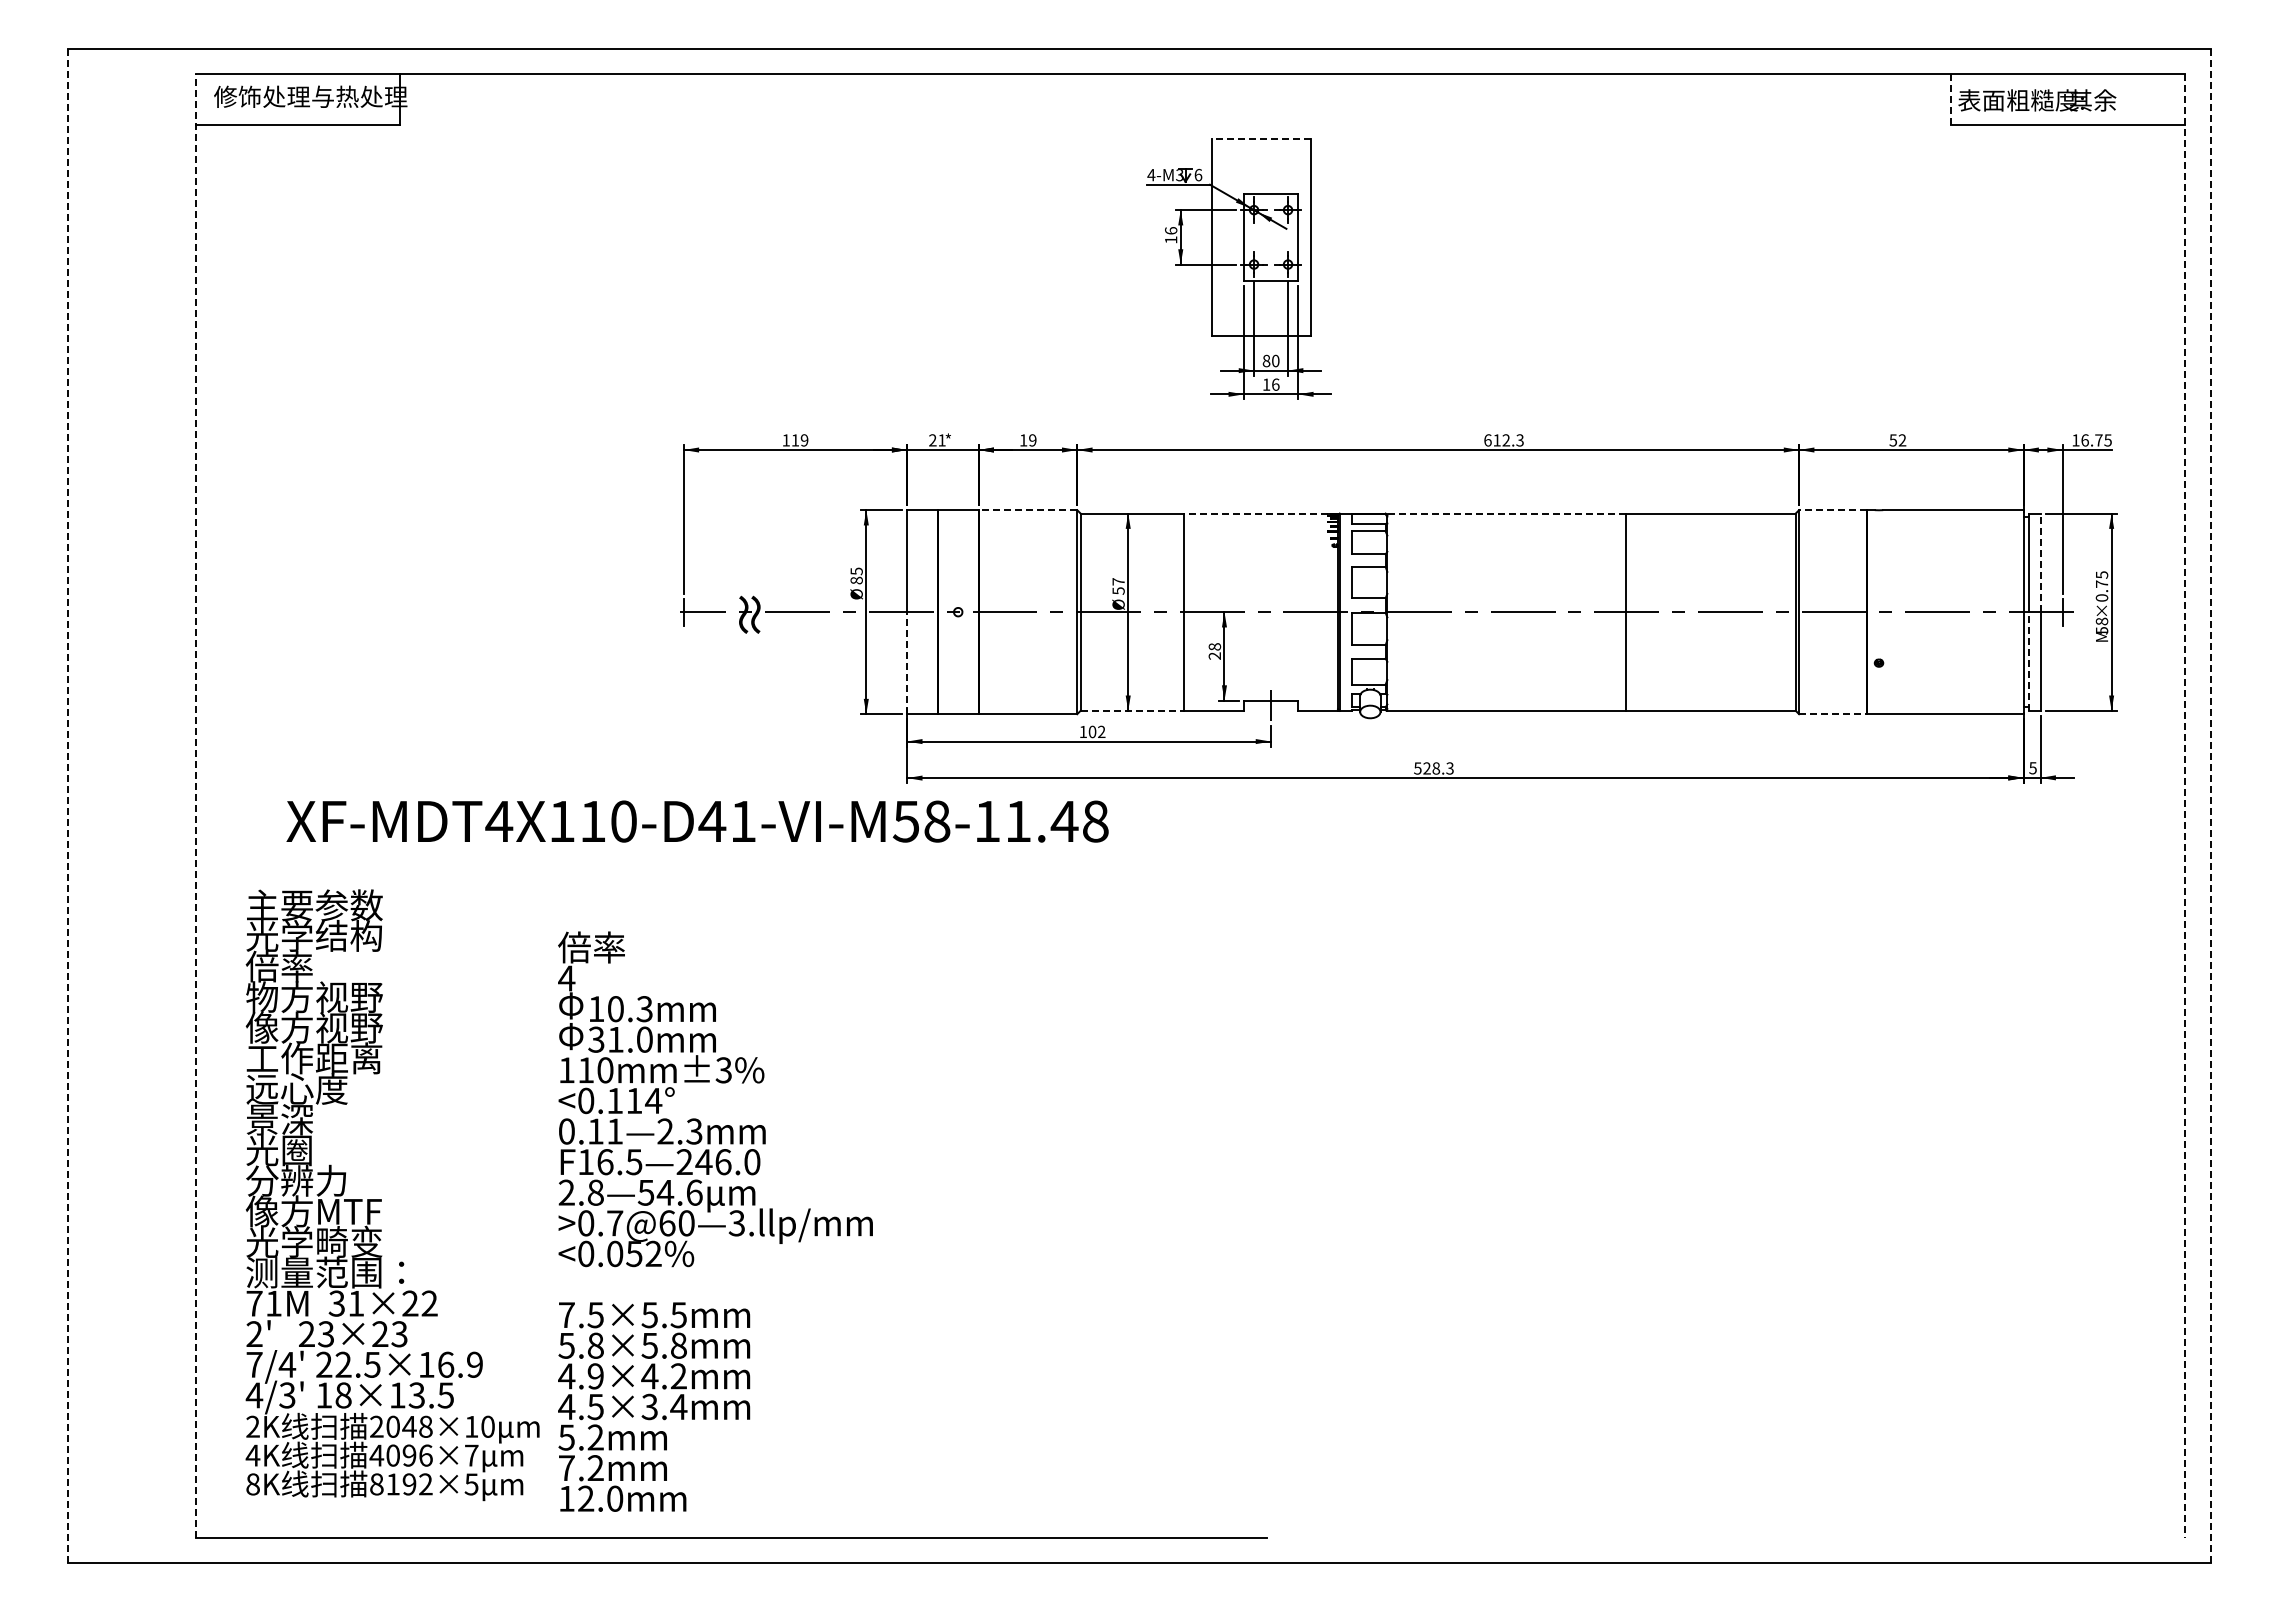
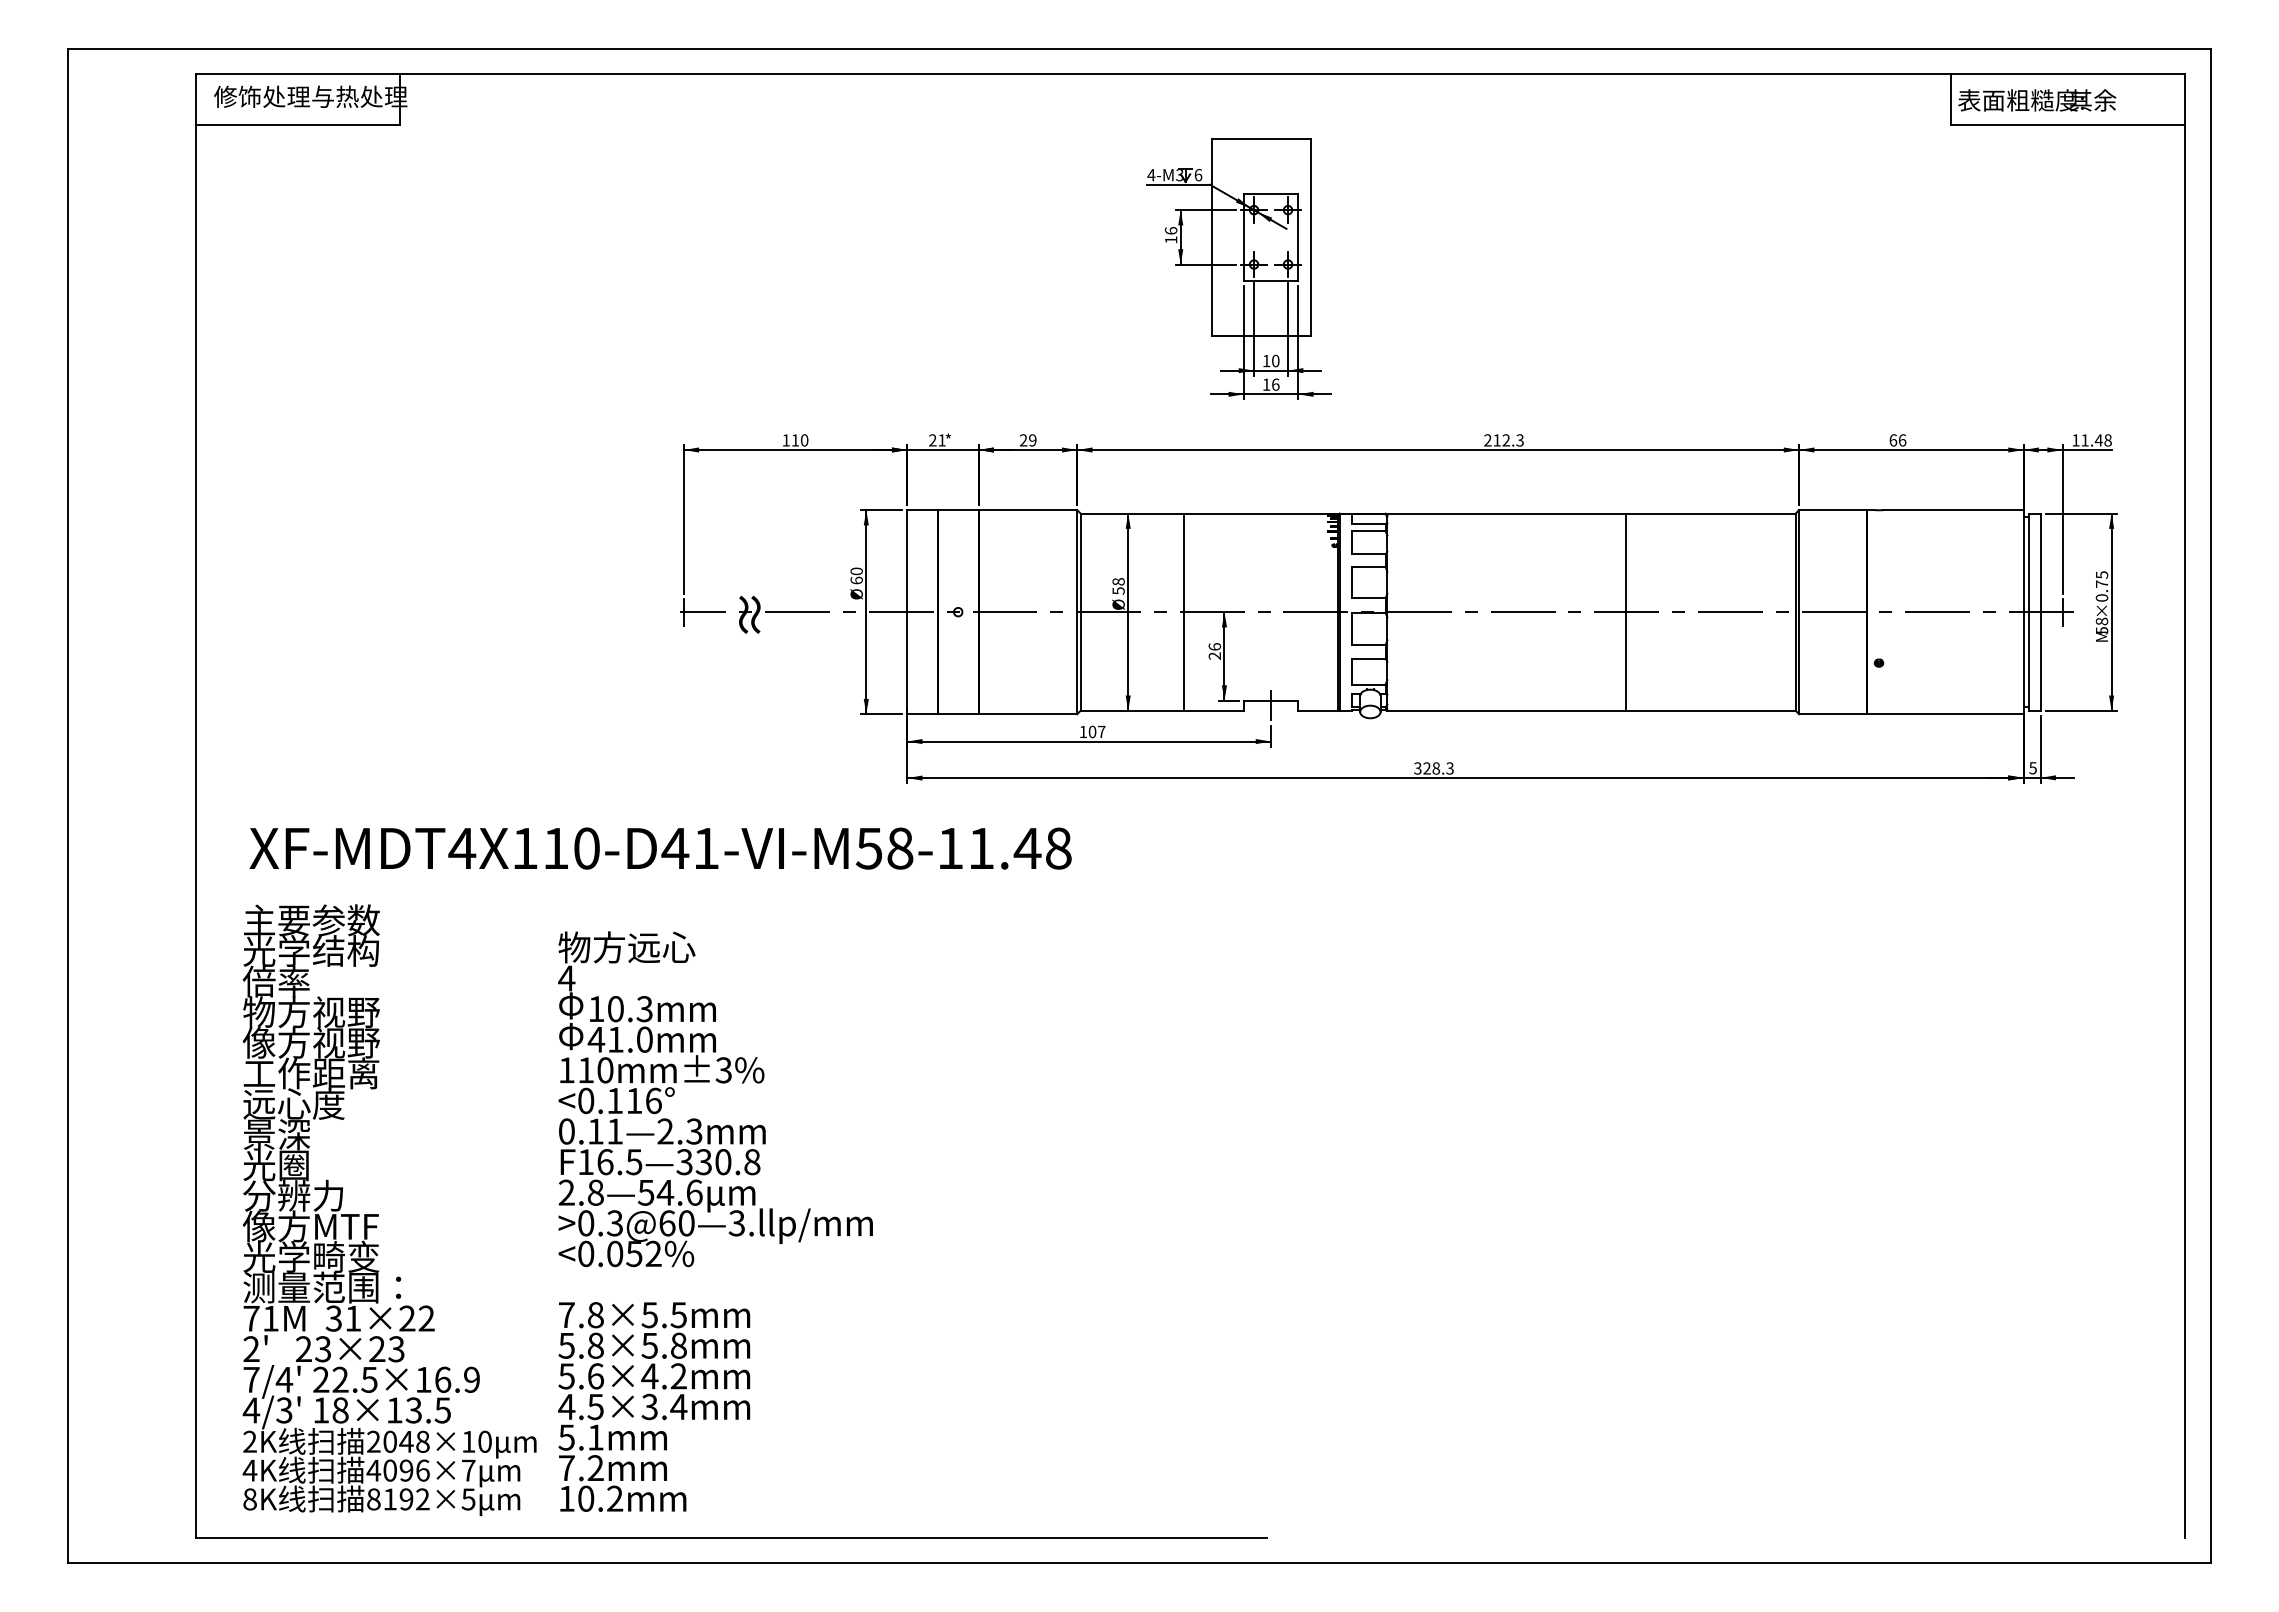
line: dashed -> solid (1950, 99)
line: dashed -> solid (1261, 138)
text: 80 -> 10 (1266, 360)
text: 119 -> 110 (804, 440)
text: 19 -> 29 (1023, 440)
text: 612.3 -> 212.3 (1487, 440)
text: 52 -> 66 (1897, 440)
text: 16.75 -> 11.48 (2096, 440)
line: dashed -> solid (1027, 510)
line: dashed -> solid (1832, 510)
line: dashed -> solid (1256, 513)
line: dashed -> solid (1506, 513)
line: dashed -> solid (2040, 562)
text: 85 -> 60 (856, 575)
text: 57 -> 58 (1118, 581)
text: 28 -> 26 (1214, 646)
line: dashed -> solid (2028, 660)
line: dashed -> solid (907, 662)
line: dashed -> solid (1132, 710)
line: dashed -> solid (1833, 714)
text: 102 -> 107 (1101, 731)
text: 528.3 -> 328.3 (1417, 767)
line: dashed -> solid (68, 806)
line: dashed -> solid (195, 806)
line: dashed -> solid (2185, 806)
line: dashed -> solid (2210, 806)
text position: (697, 821) -> (660, 848) (660, 848)
text: 倍率 -> 物方远心 (626, 947)
text: 31.0mm -> 41.0mm (596, 1039)
text: <0.114° -> <0.116° (653, 1100)
text: 246.0 -> 330.8 (718, 1162)
text position: (392, 1195) -> (389, 1210) (389, 1210)
text: >0.7@60 -> >0.3@60 (614, 1223)
text: 7.5×5.5mm -> 7.8×5.5mm (595, 1315)
text: 4.9×4.2mm -> 5.6×4.2mm (580, 1376)
text: 5.2mm -> 5.1mm (595, 1437)
text: 12.0mm -> 10.2mm (600, 1498)
